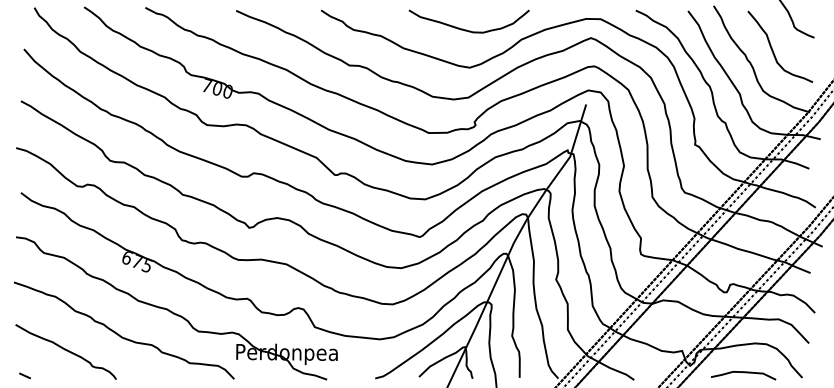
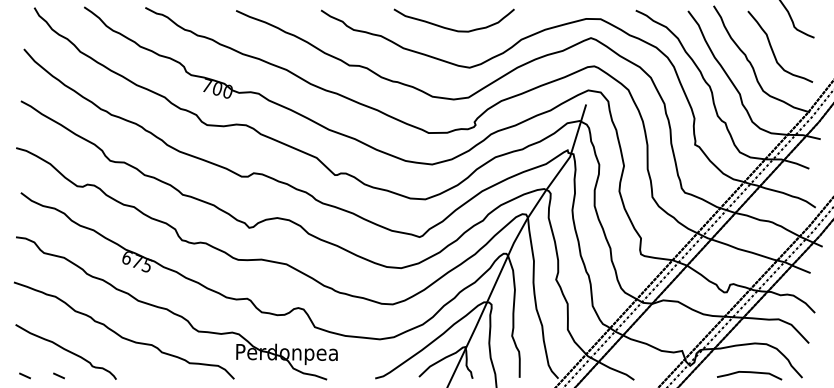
curve position: (466, 29) -> (451, 28) (451, 28)
curve position: (744, 373) -> (750, 373) (750, 373)
line: none -> present (58, 375)
